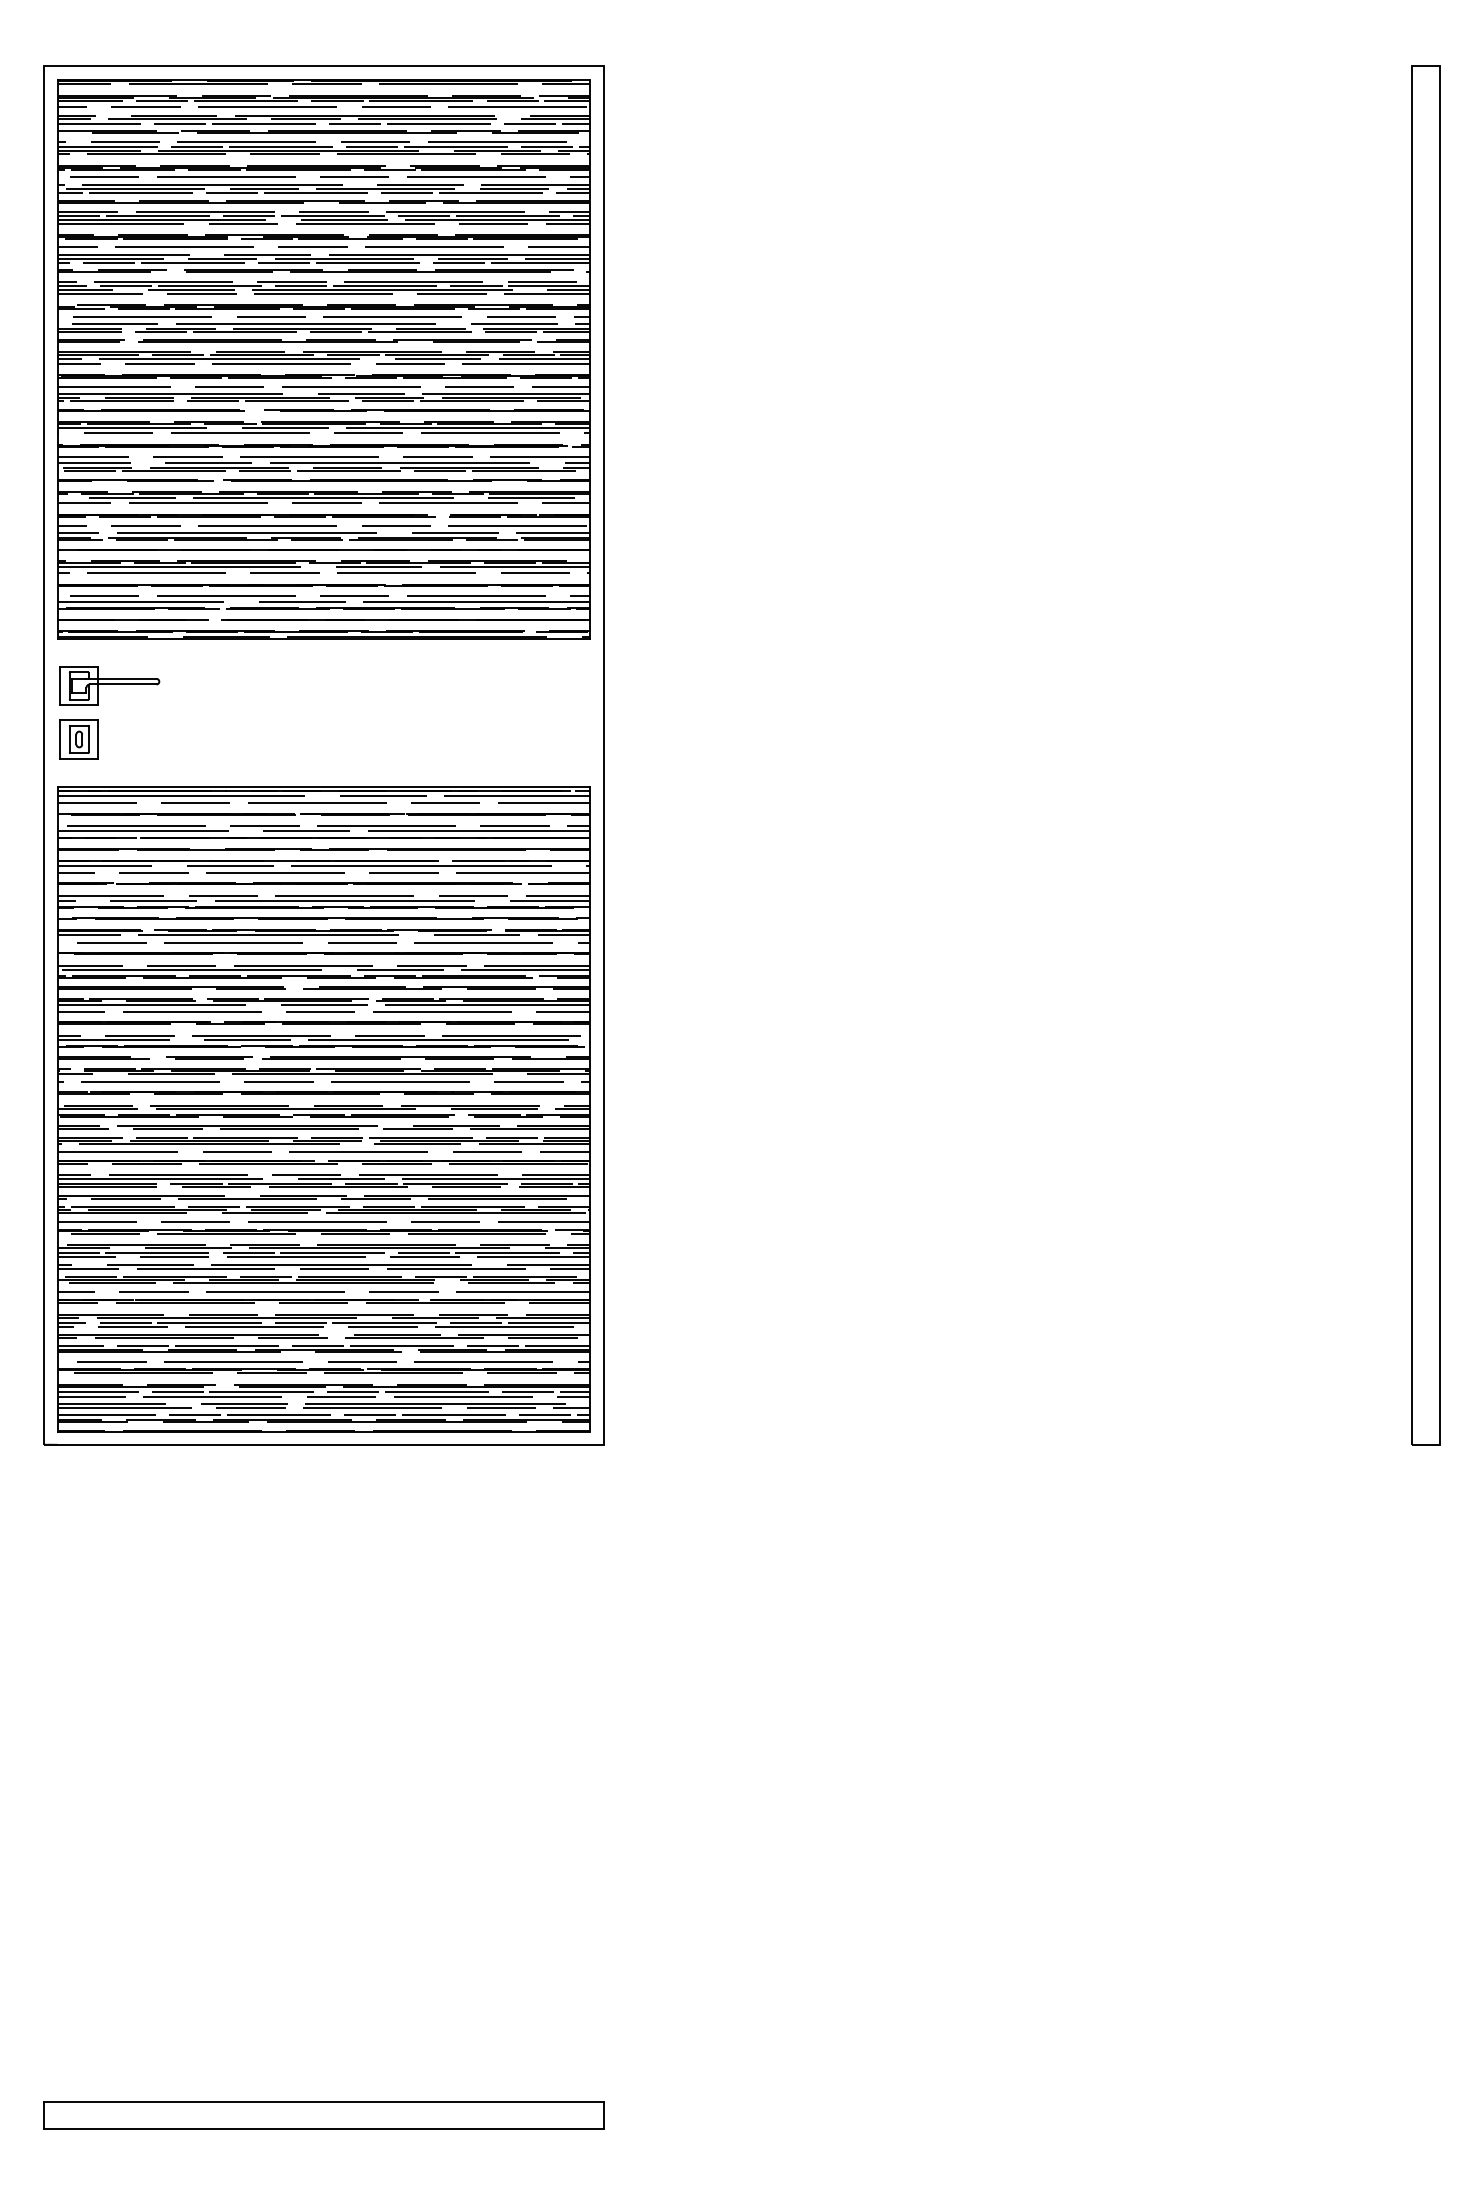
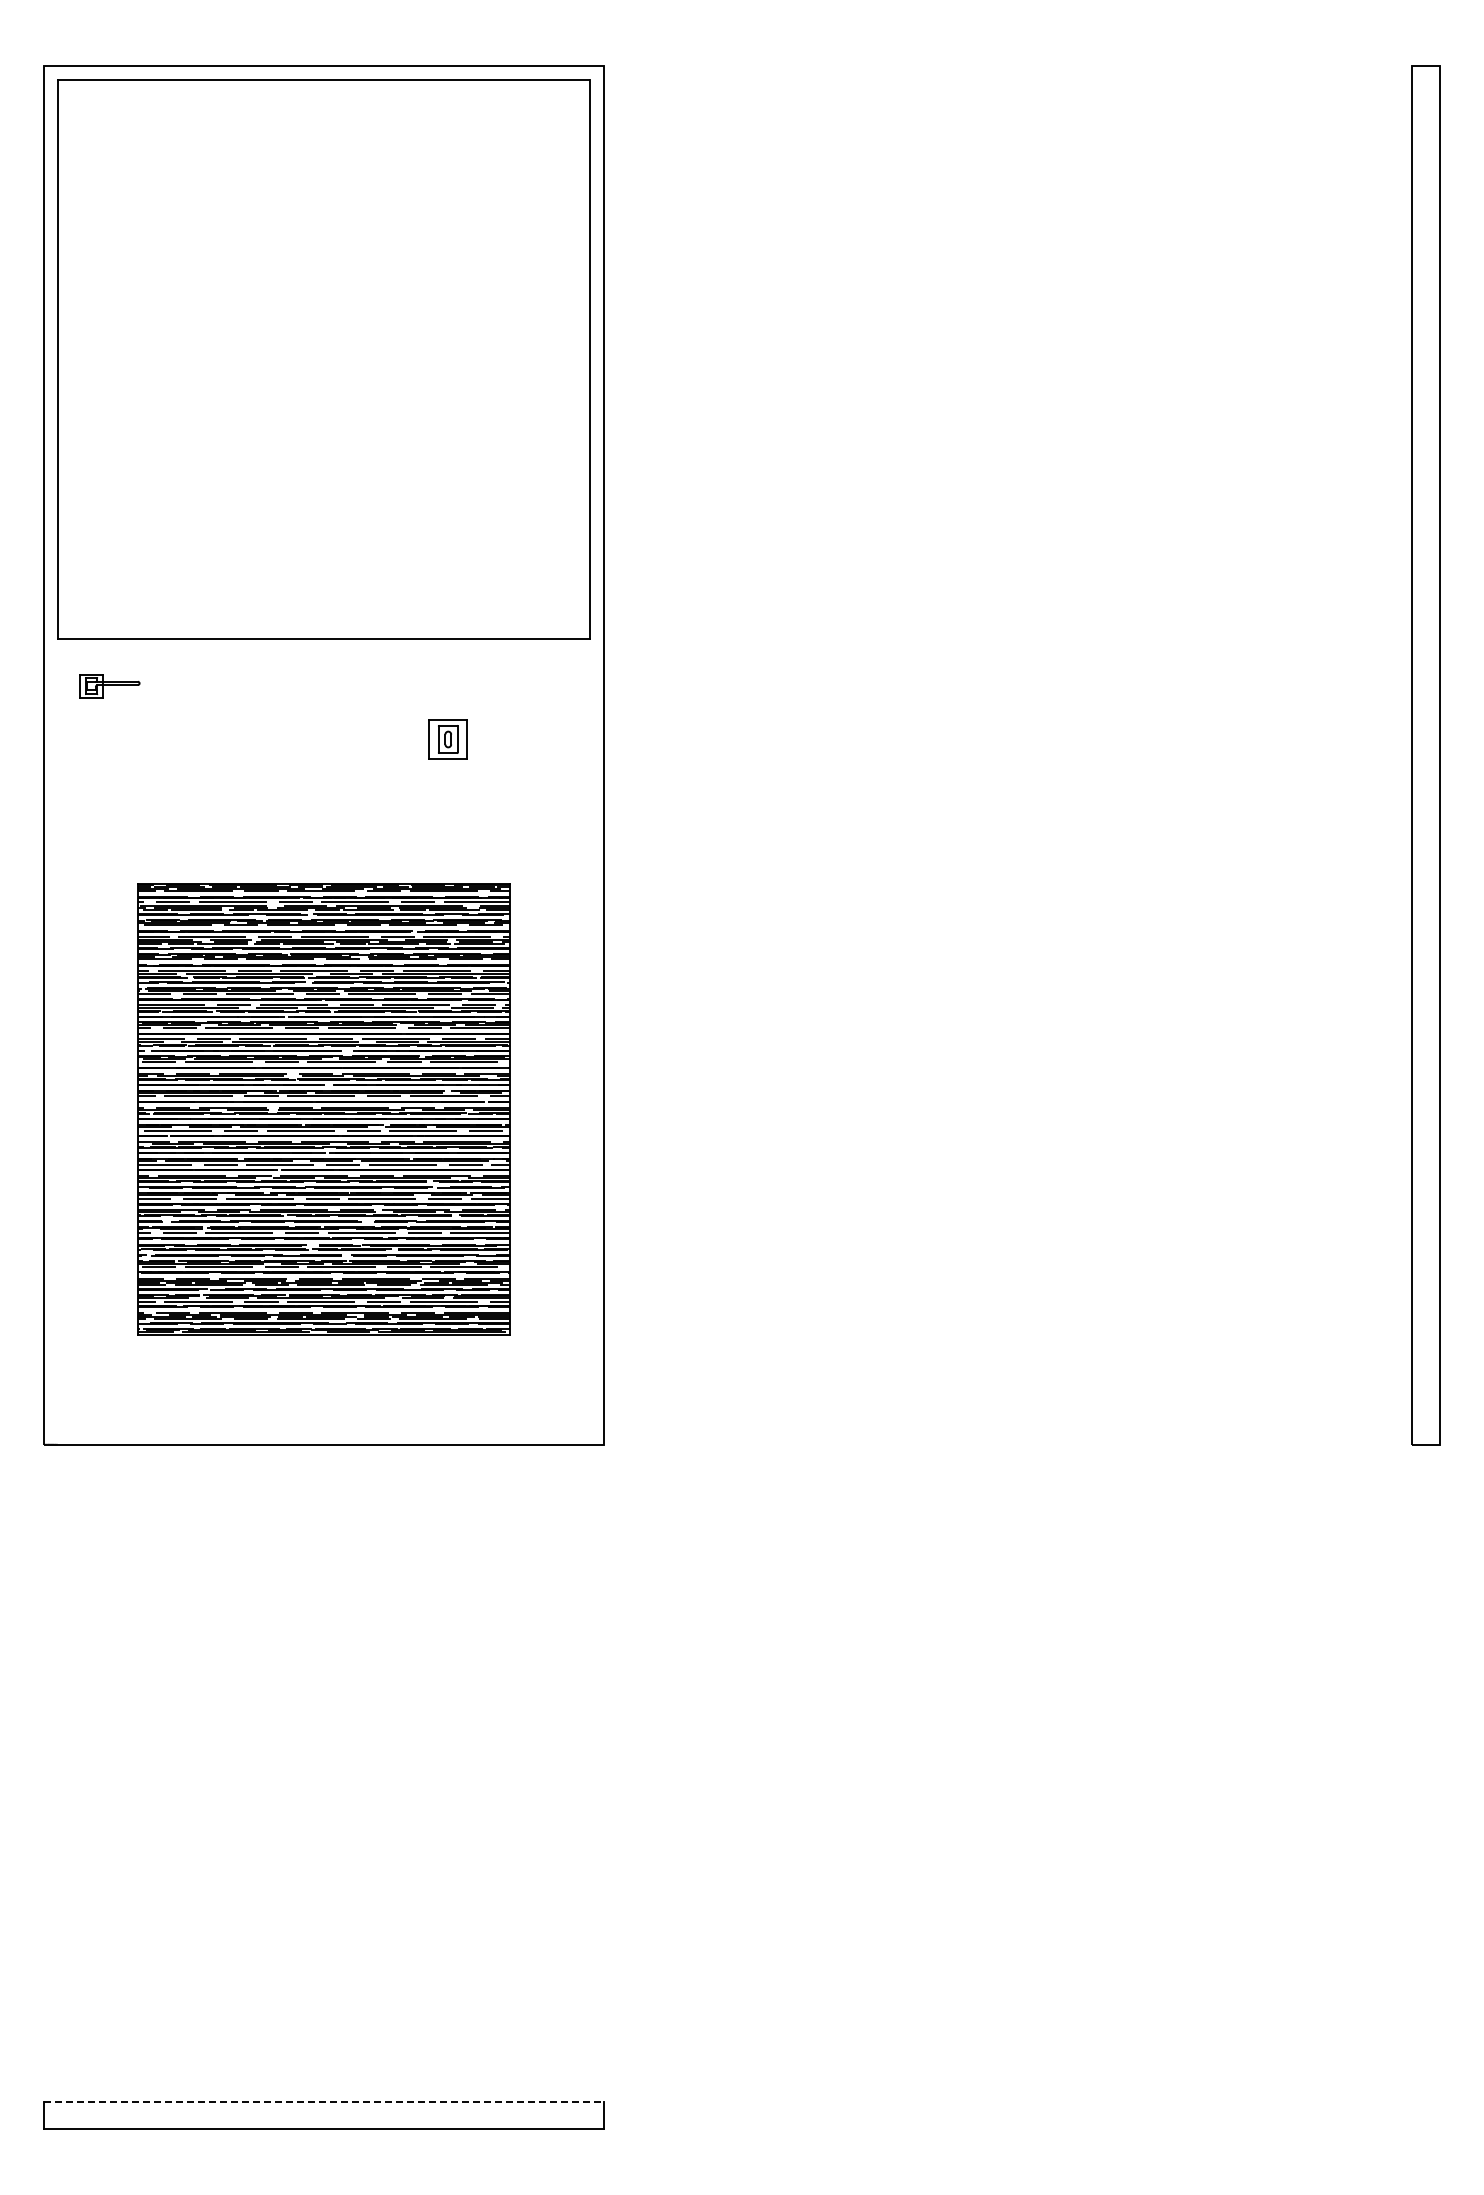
hatch: present -> none (323, 358)
part size: 102x40 px -> 62x25 px (109, 686)
part position: (78, 739) -> (447, 739) (447, 739)
part size: 534x647 px -> 374x453 px (323, 1109)
line: solid -> dashed (324, 2101)
